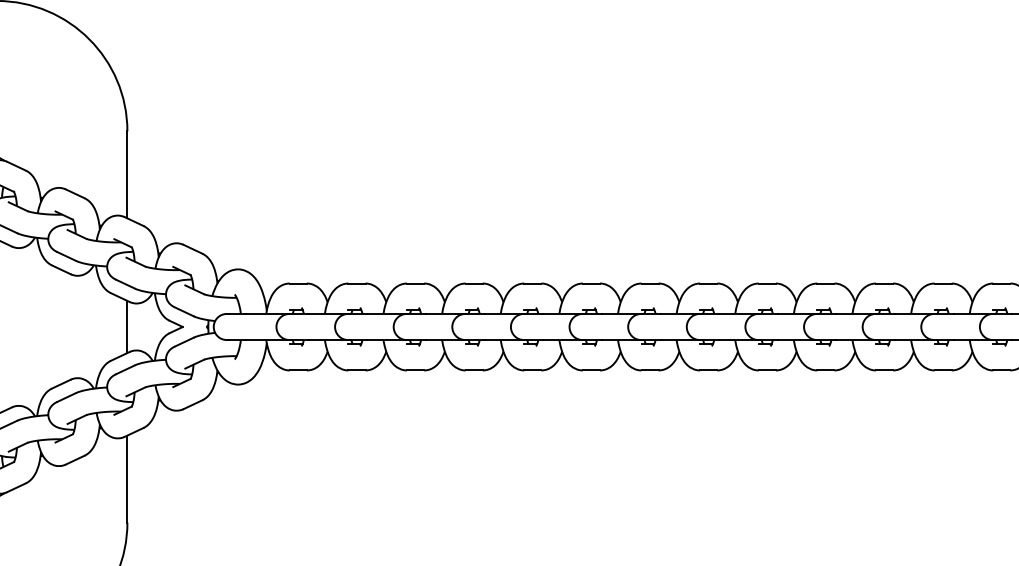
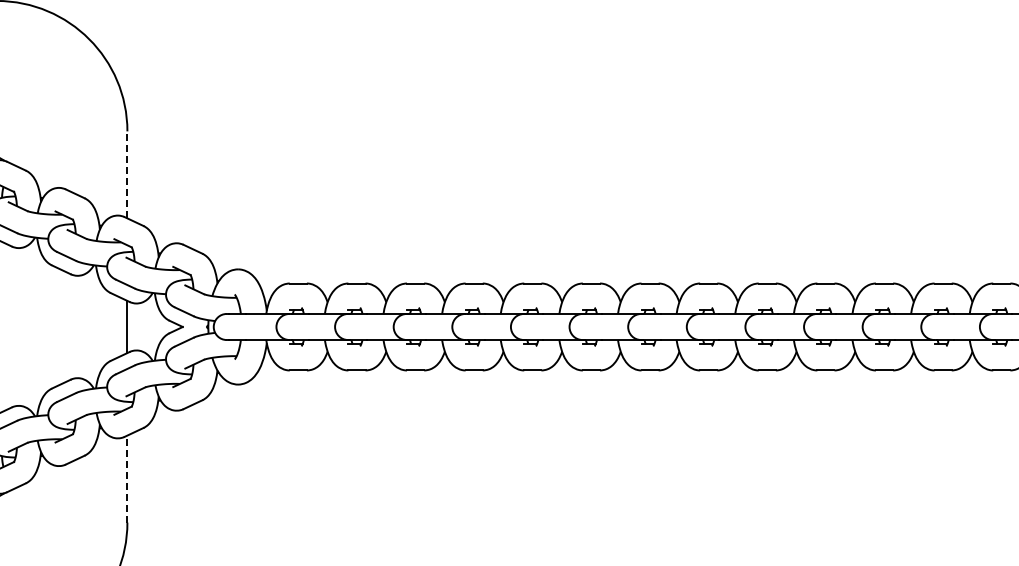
line: solid -> dashed (127, 174)
line: solid -> dashed (127, 479)
